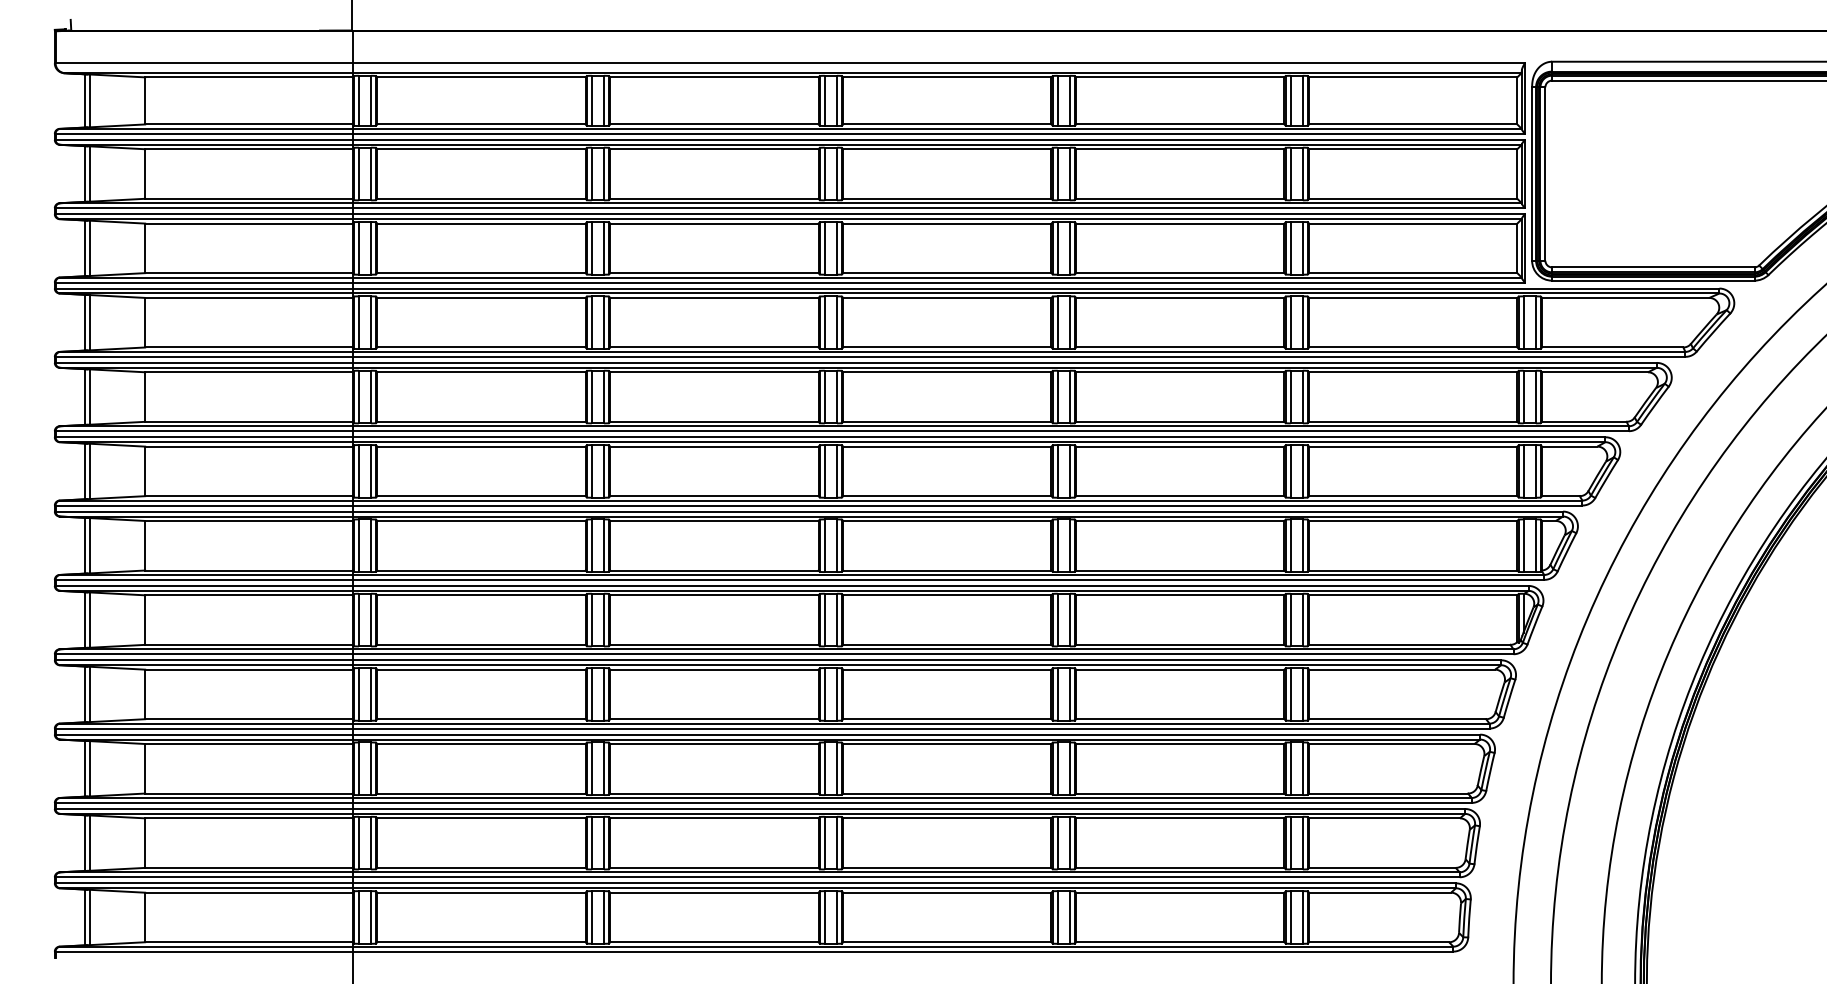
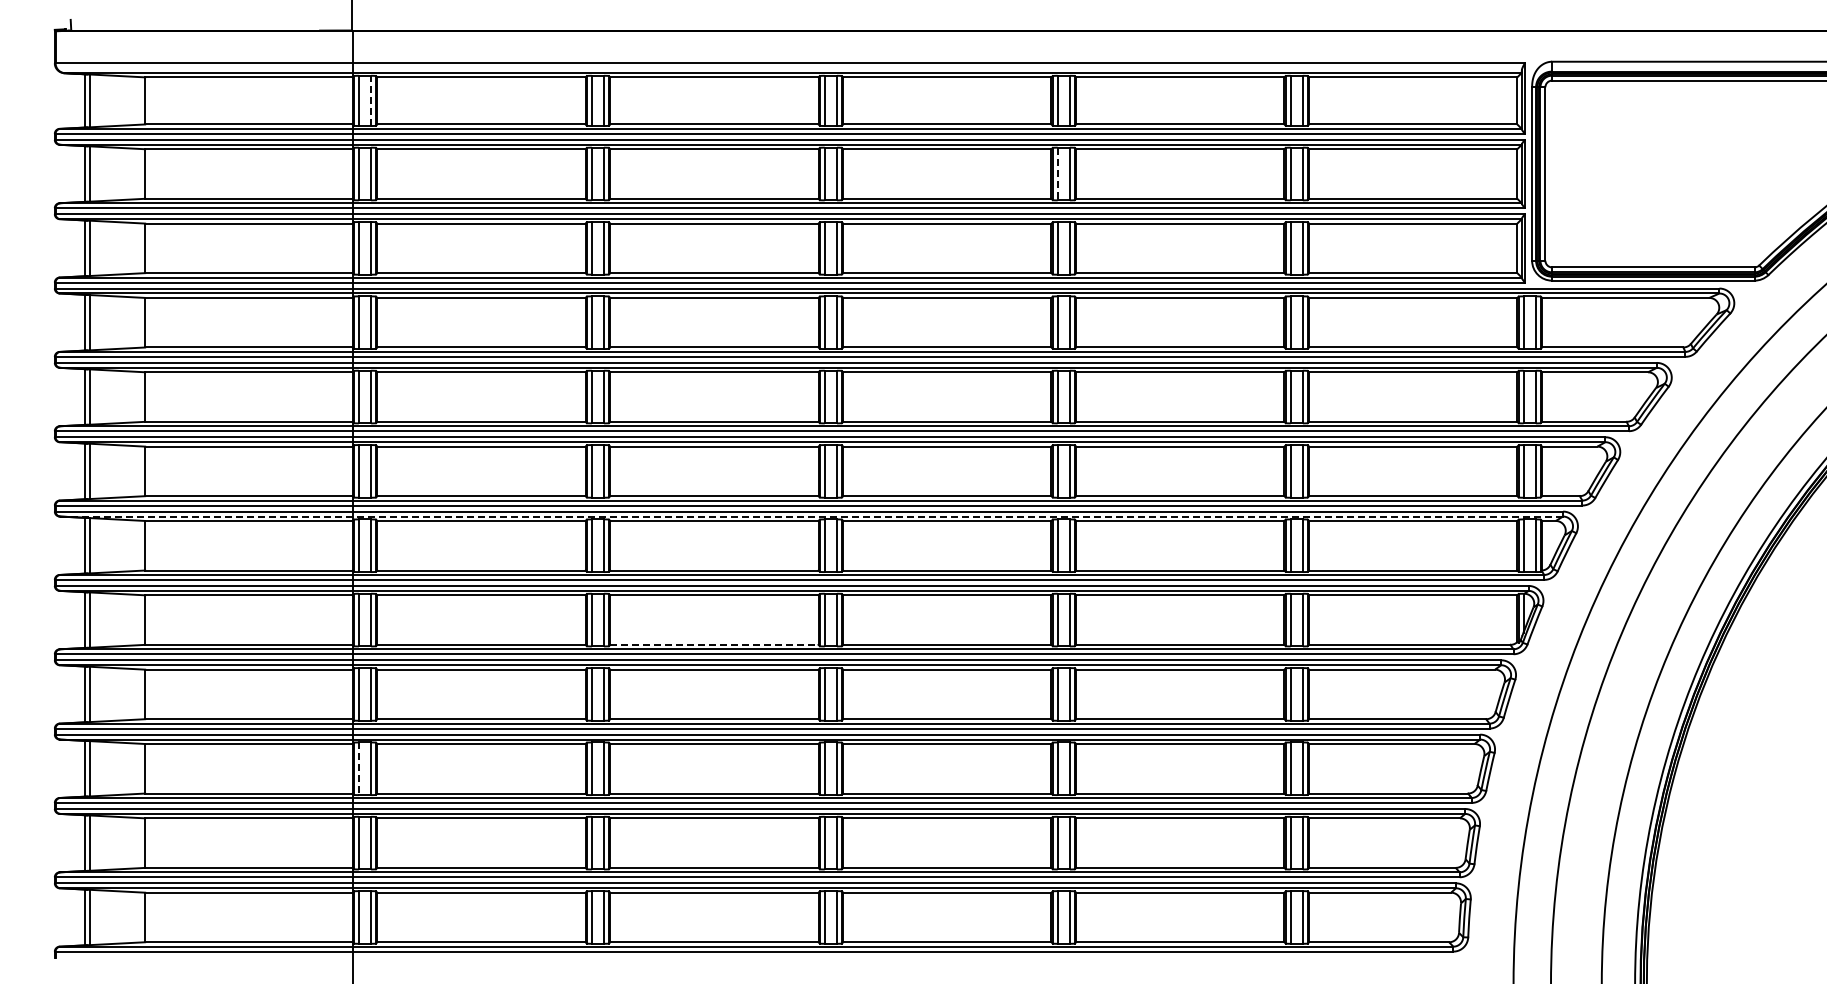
line: solid -> dashed (371, 100)
line: solid -> dashed (1057, 174)
line: solid -> dashed (811, 516)
line: solid -> dashed (714, 644)
line: solid -> dashed (358, 769)
